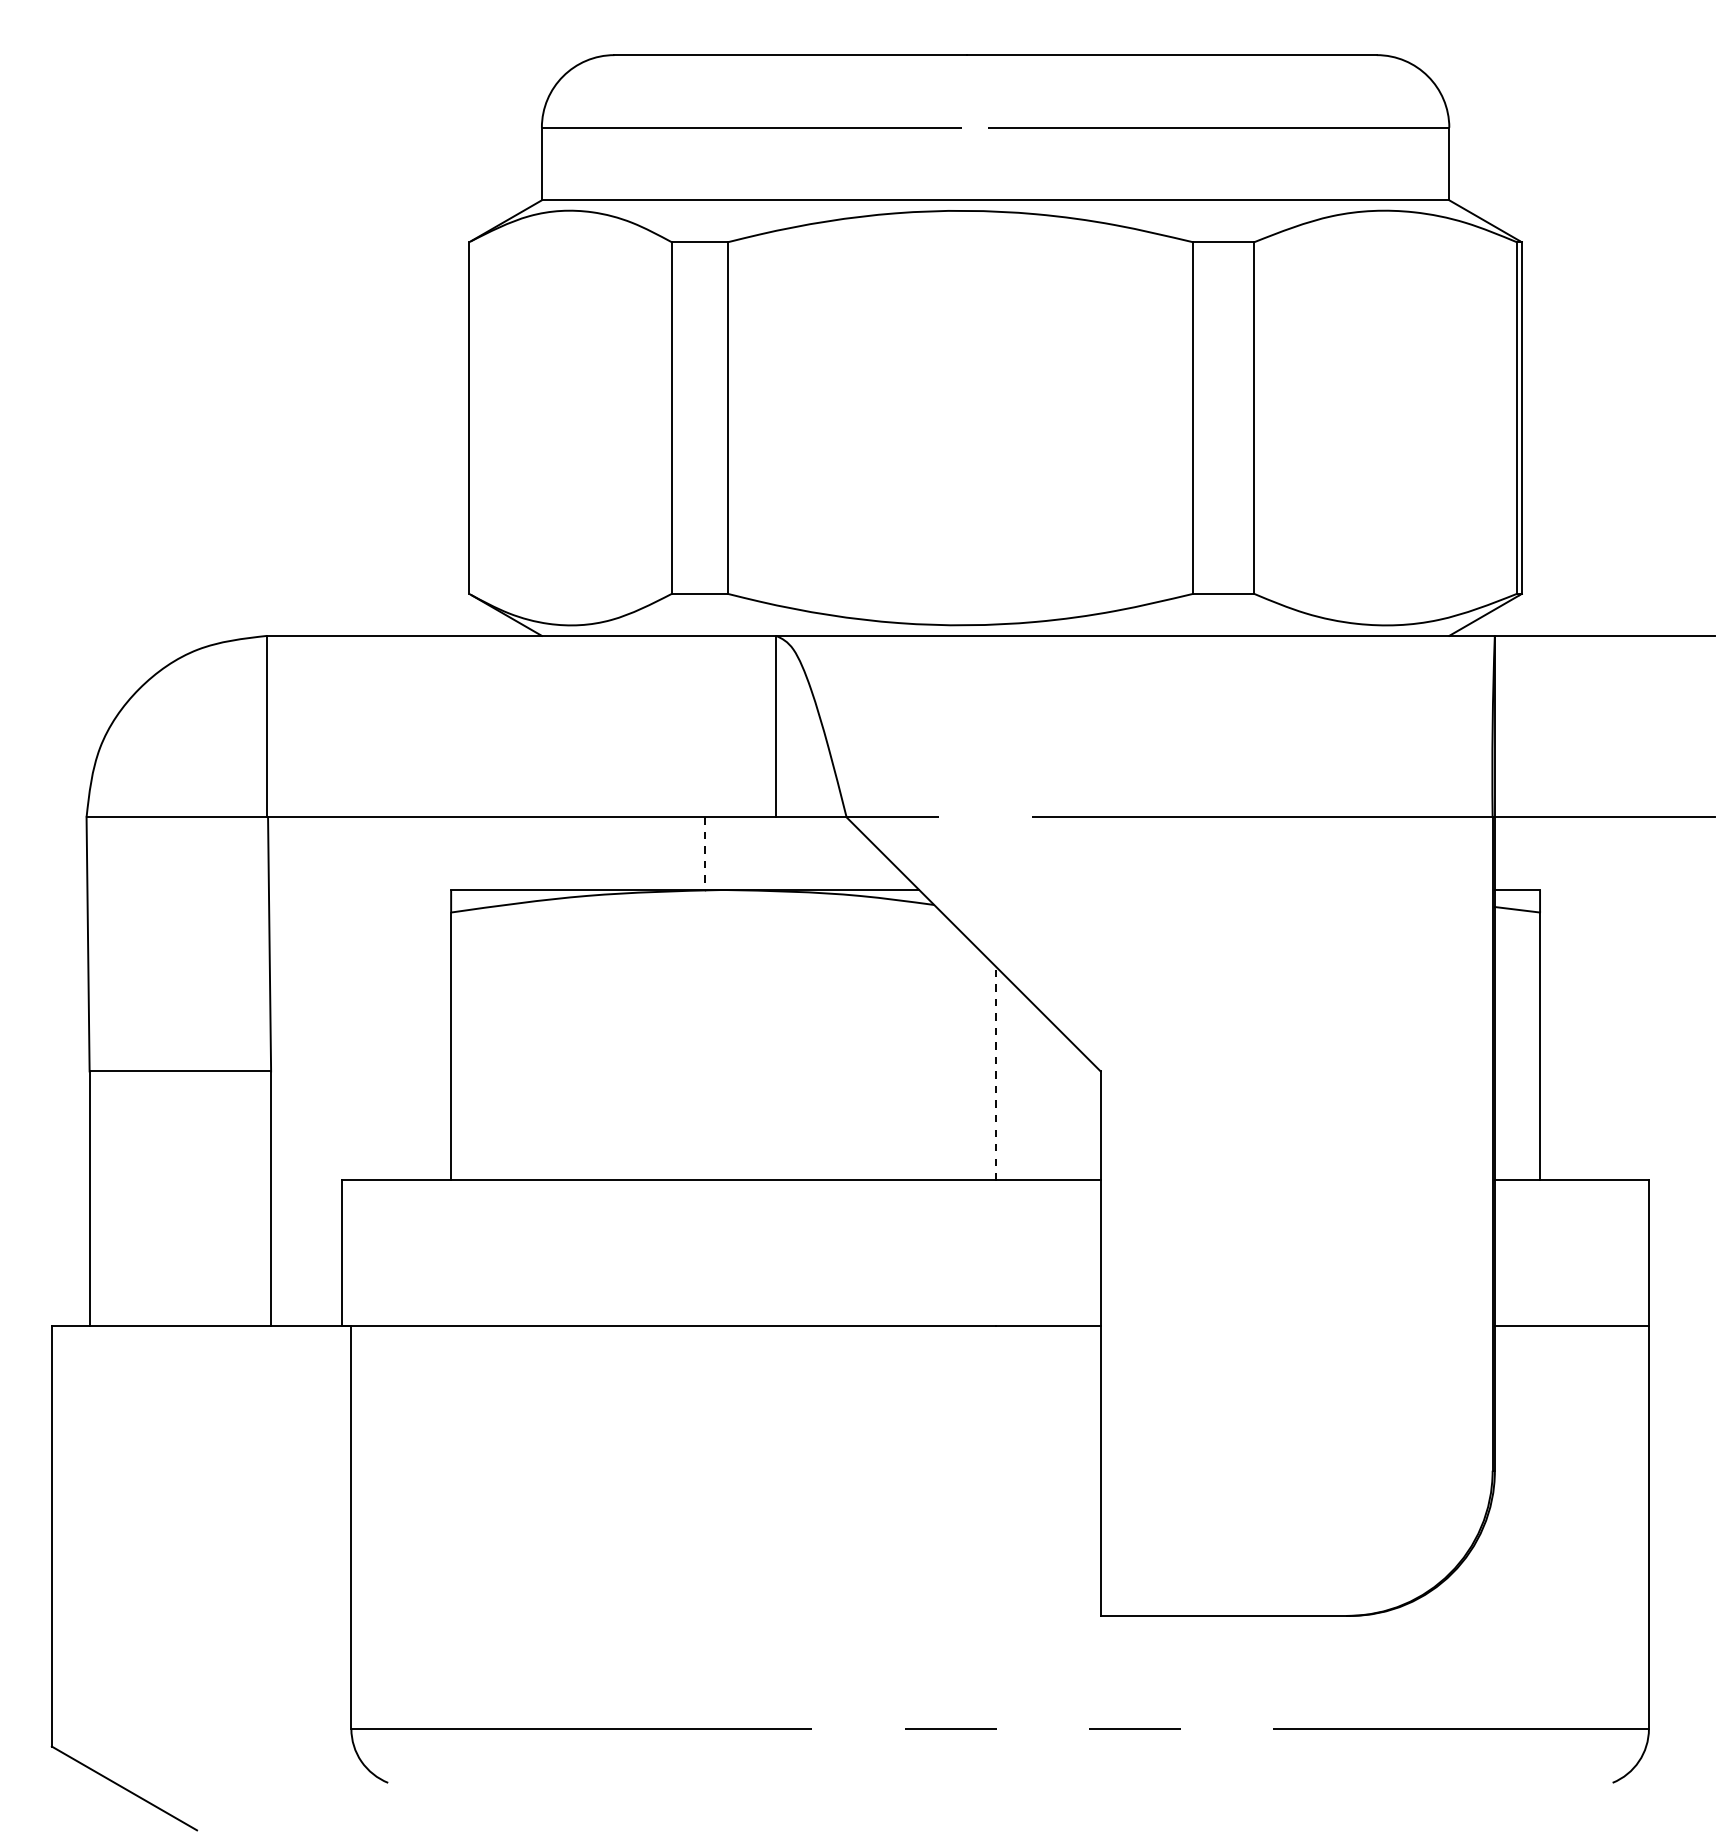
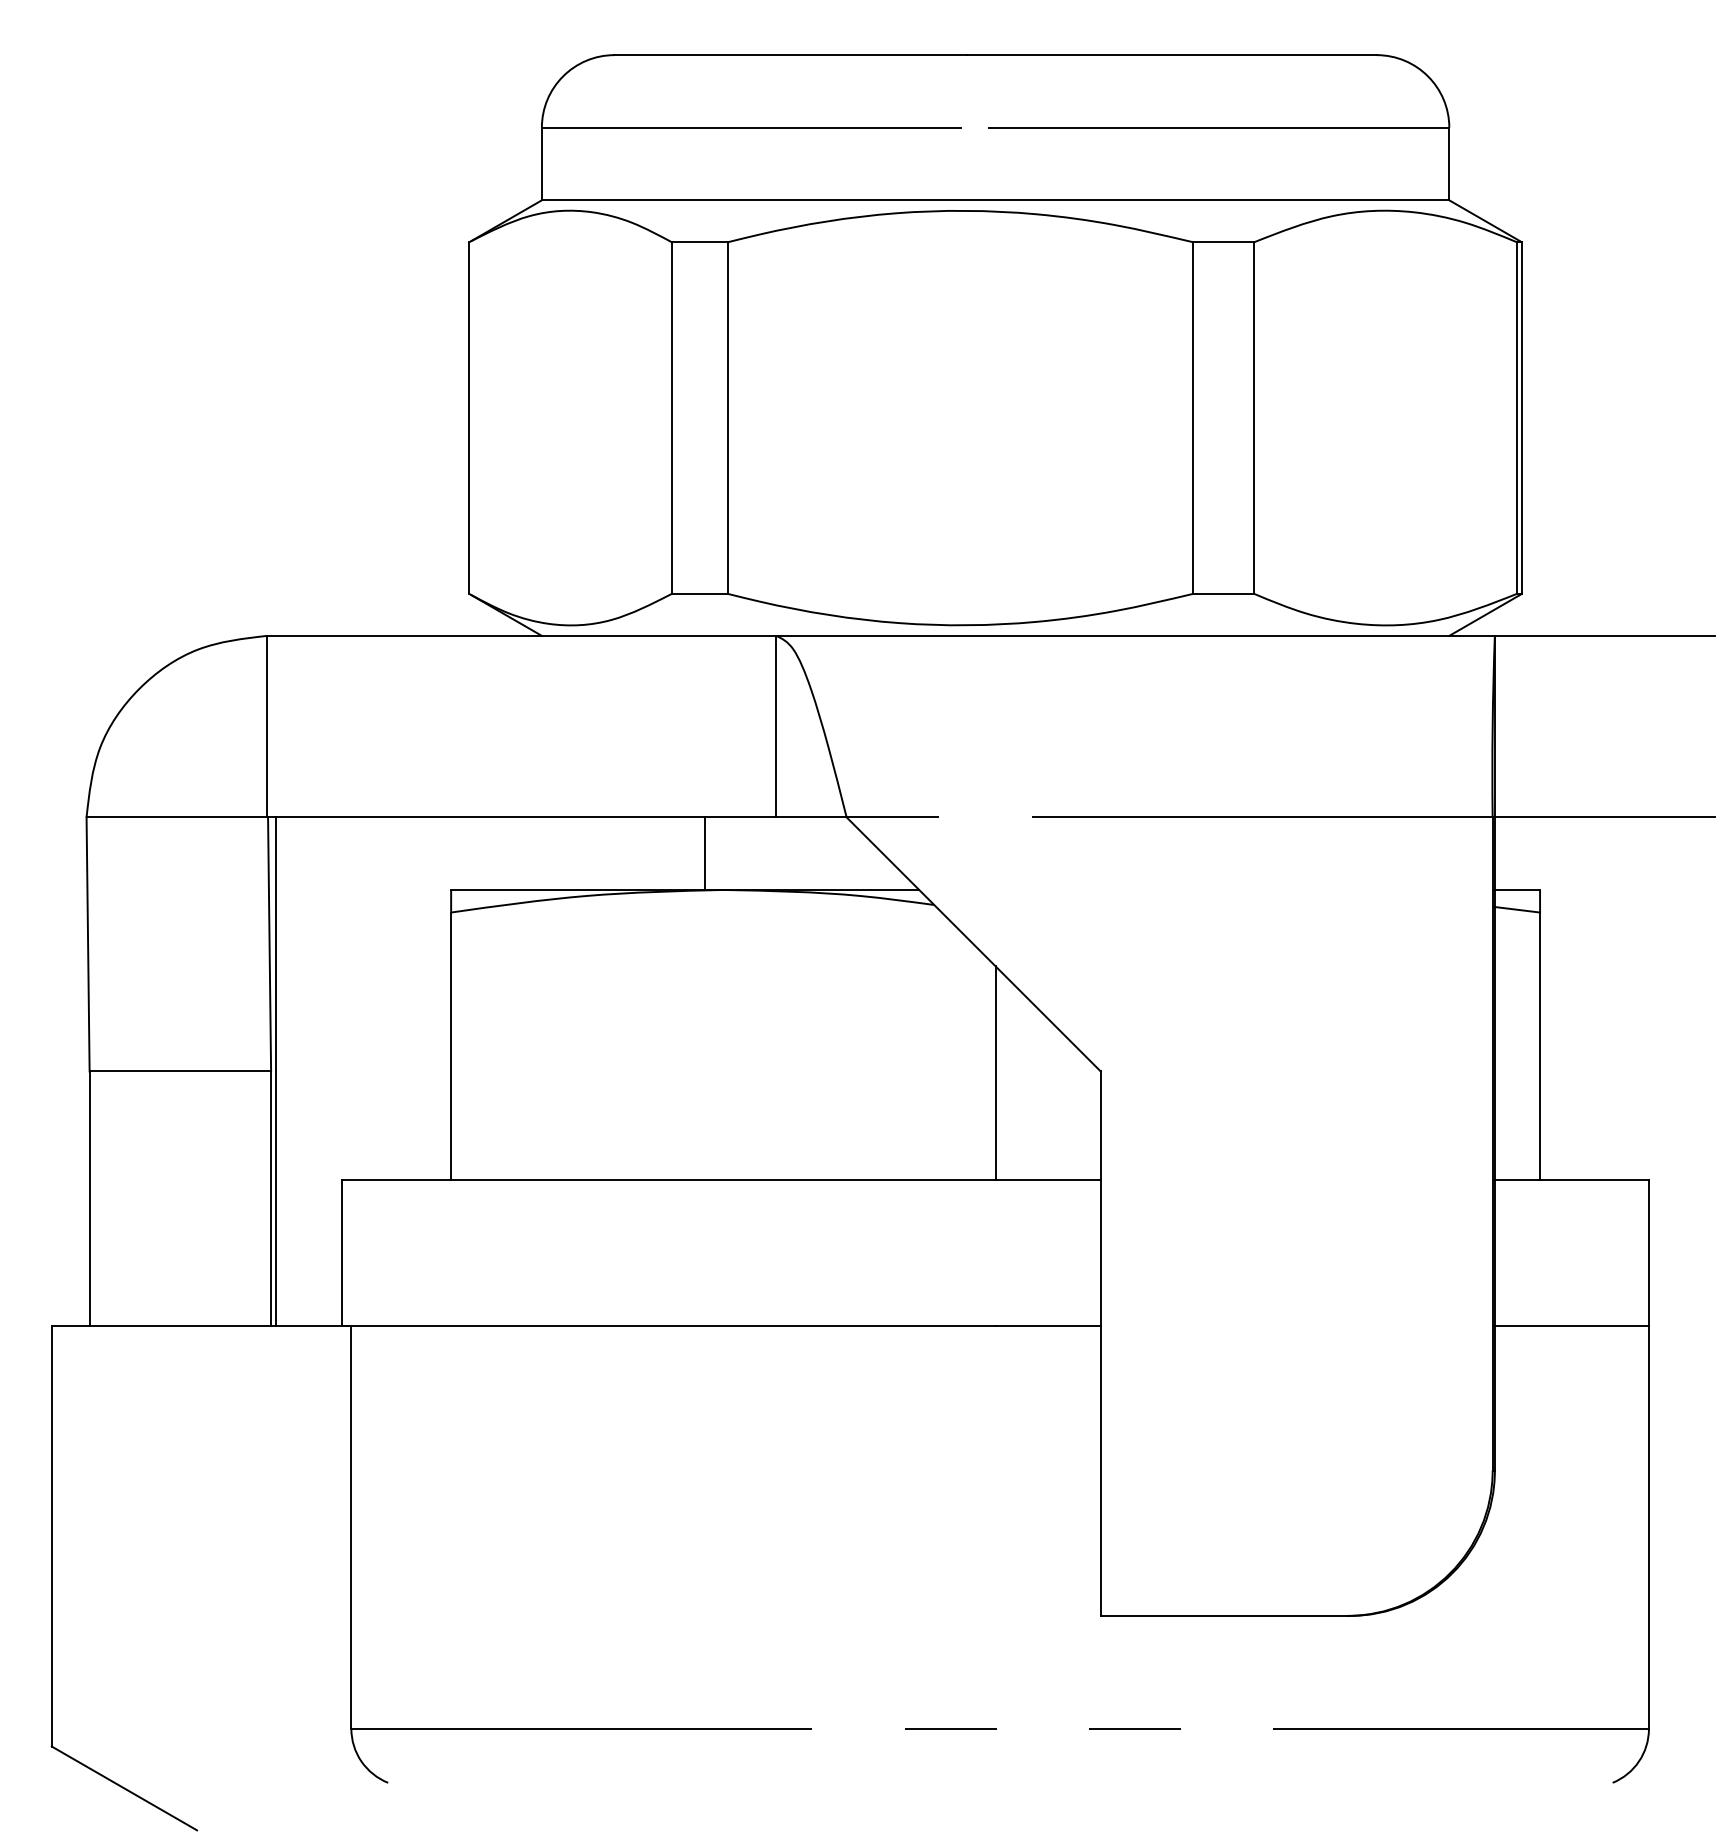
line: dashed -> solid (705, 854)
line: none -> present (275, 1071)
line: dashed -> solid (995, 1072)
